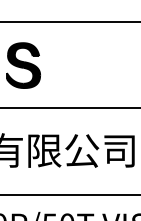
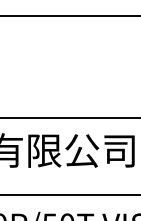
line position: (69, 21) -> (69, 15) (69, 15)
part: present -> none (23, 65)
line position: (69, 108) -> (69, 118) (69, 118)
